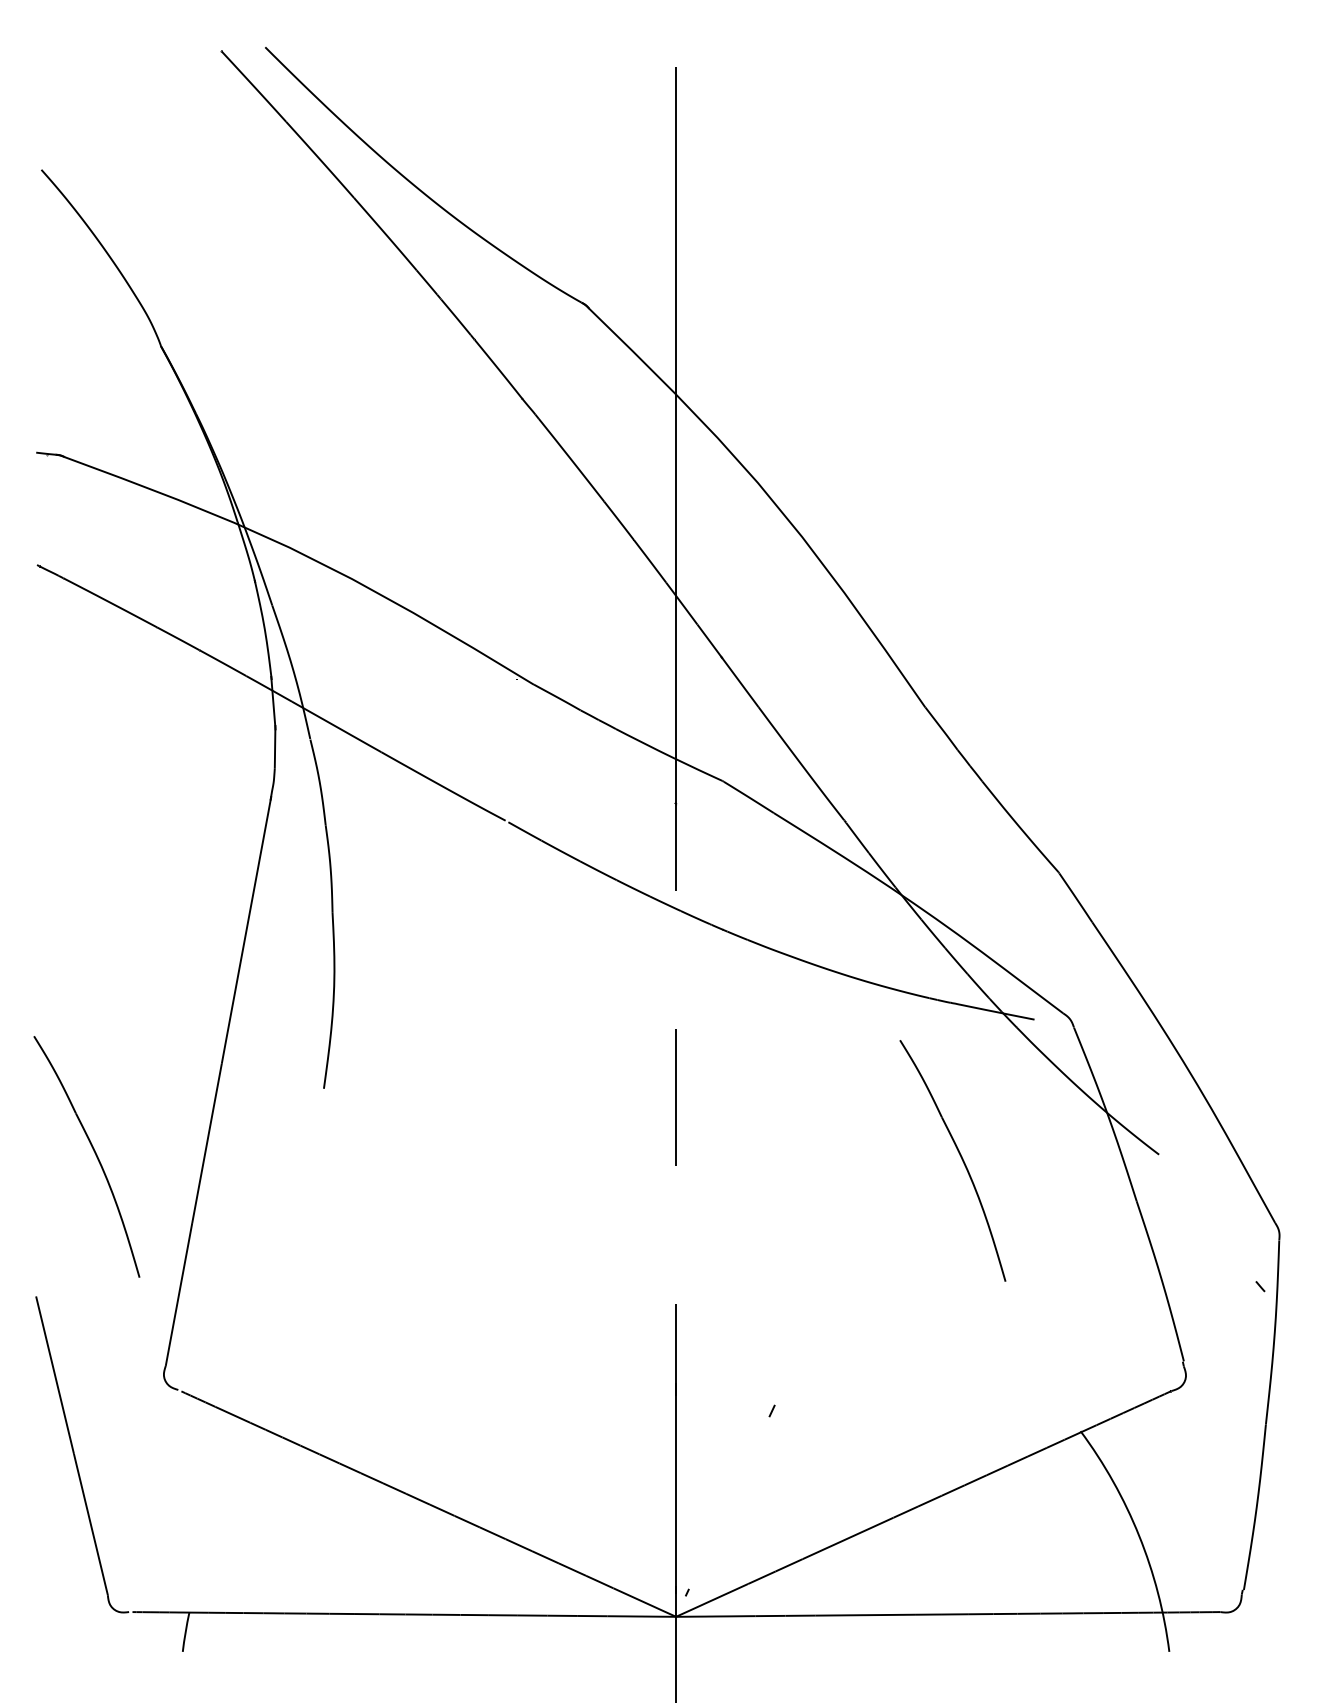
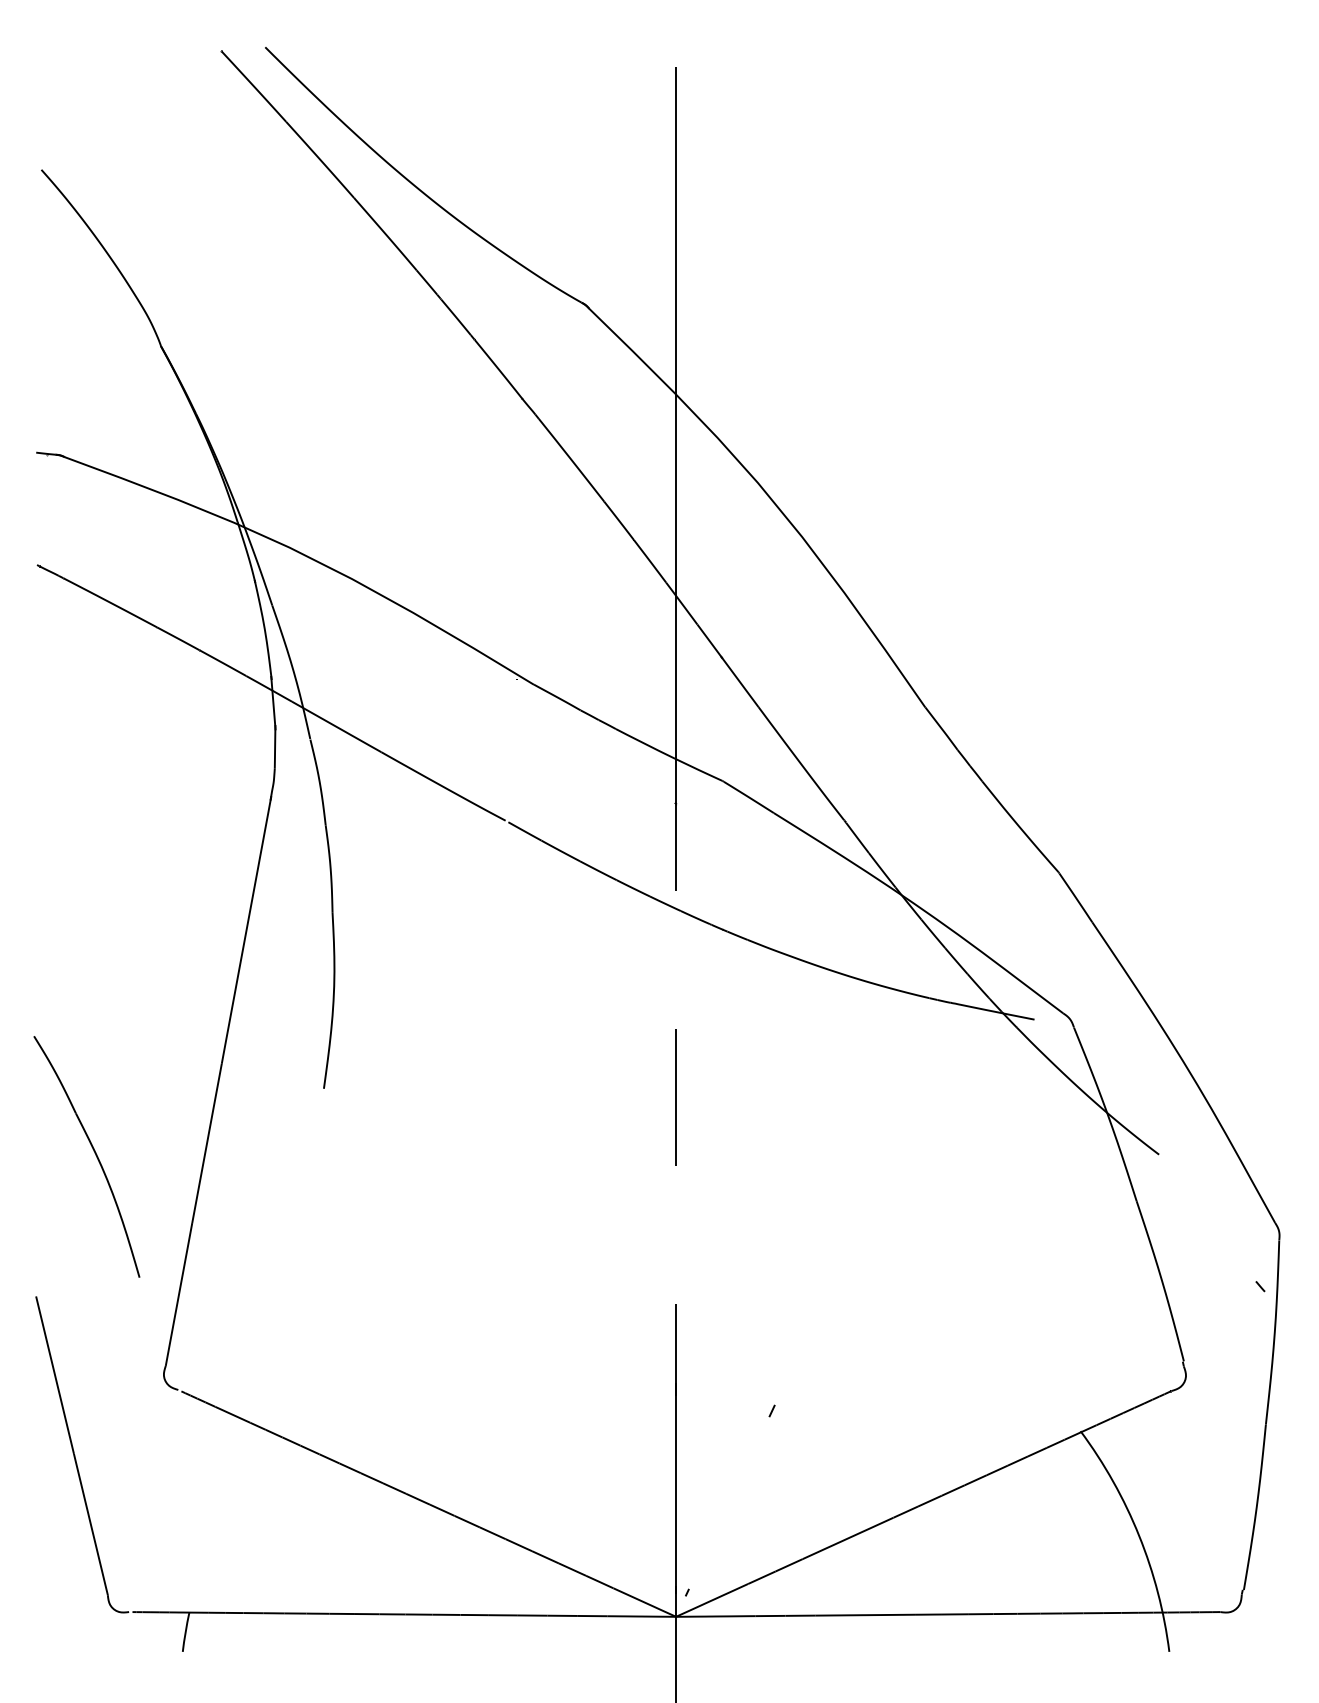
part: present -> none (960, 1157)
